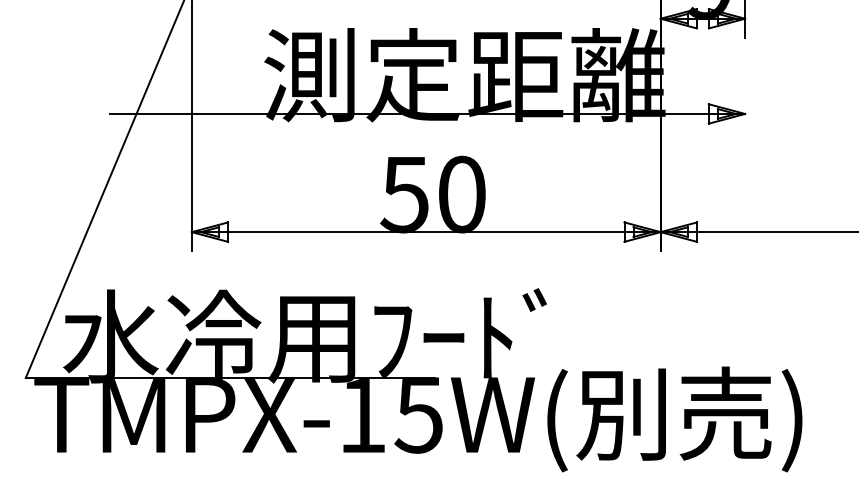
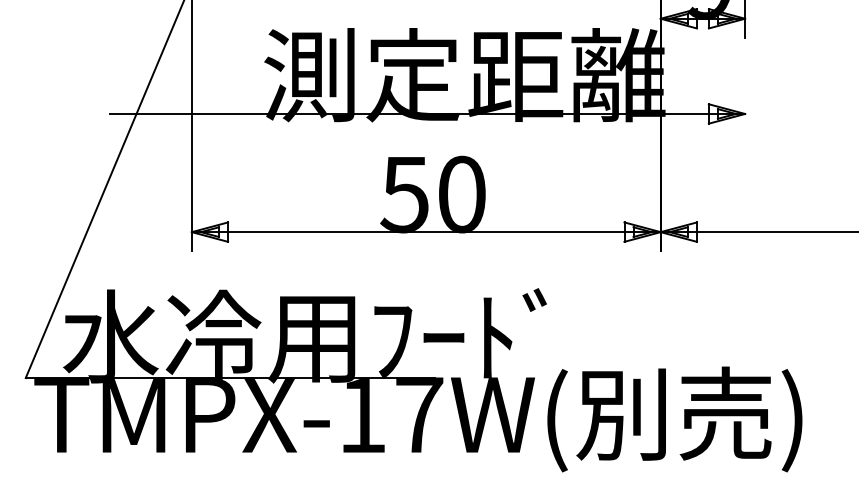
text: TMPX-15W( -> TMPX-17W( (418, 415)
